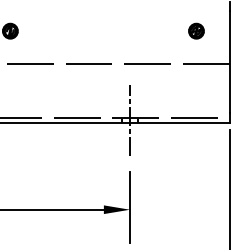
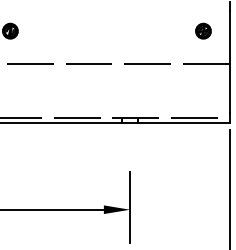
part position: (196, 30) -> (203, 30) (203, 30)
line: present -> none (130, 119)
